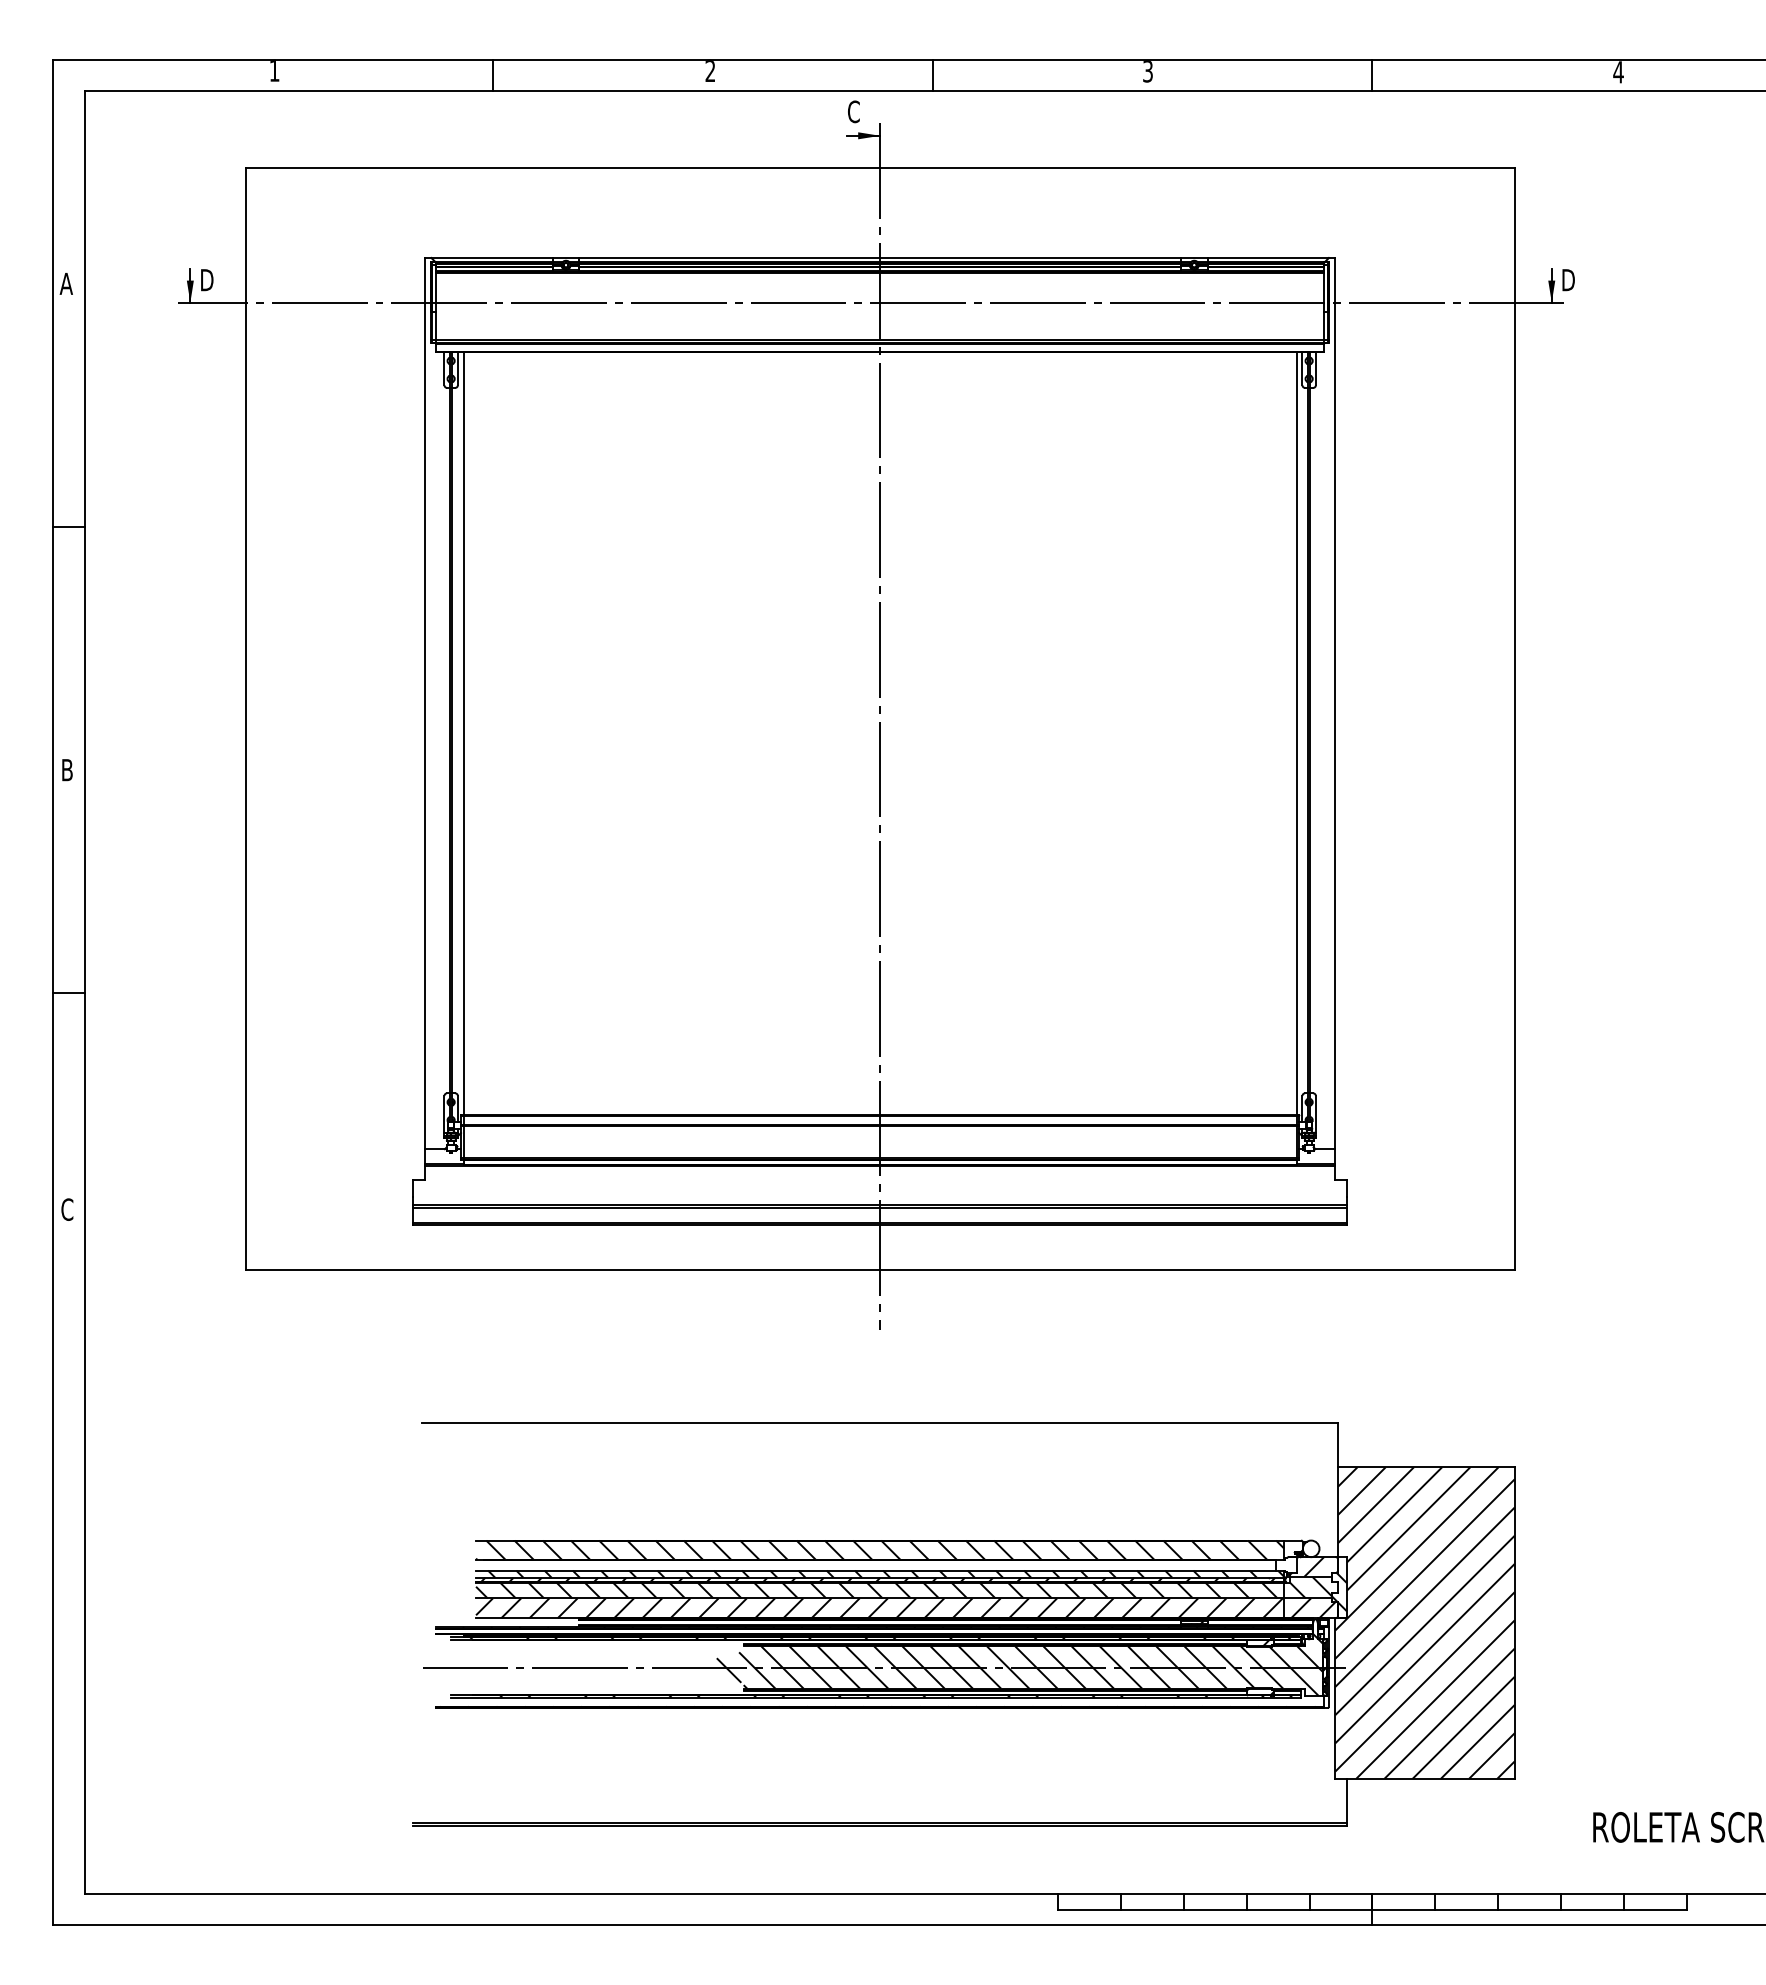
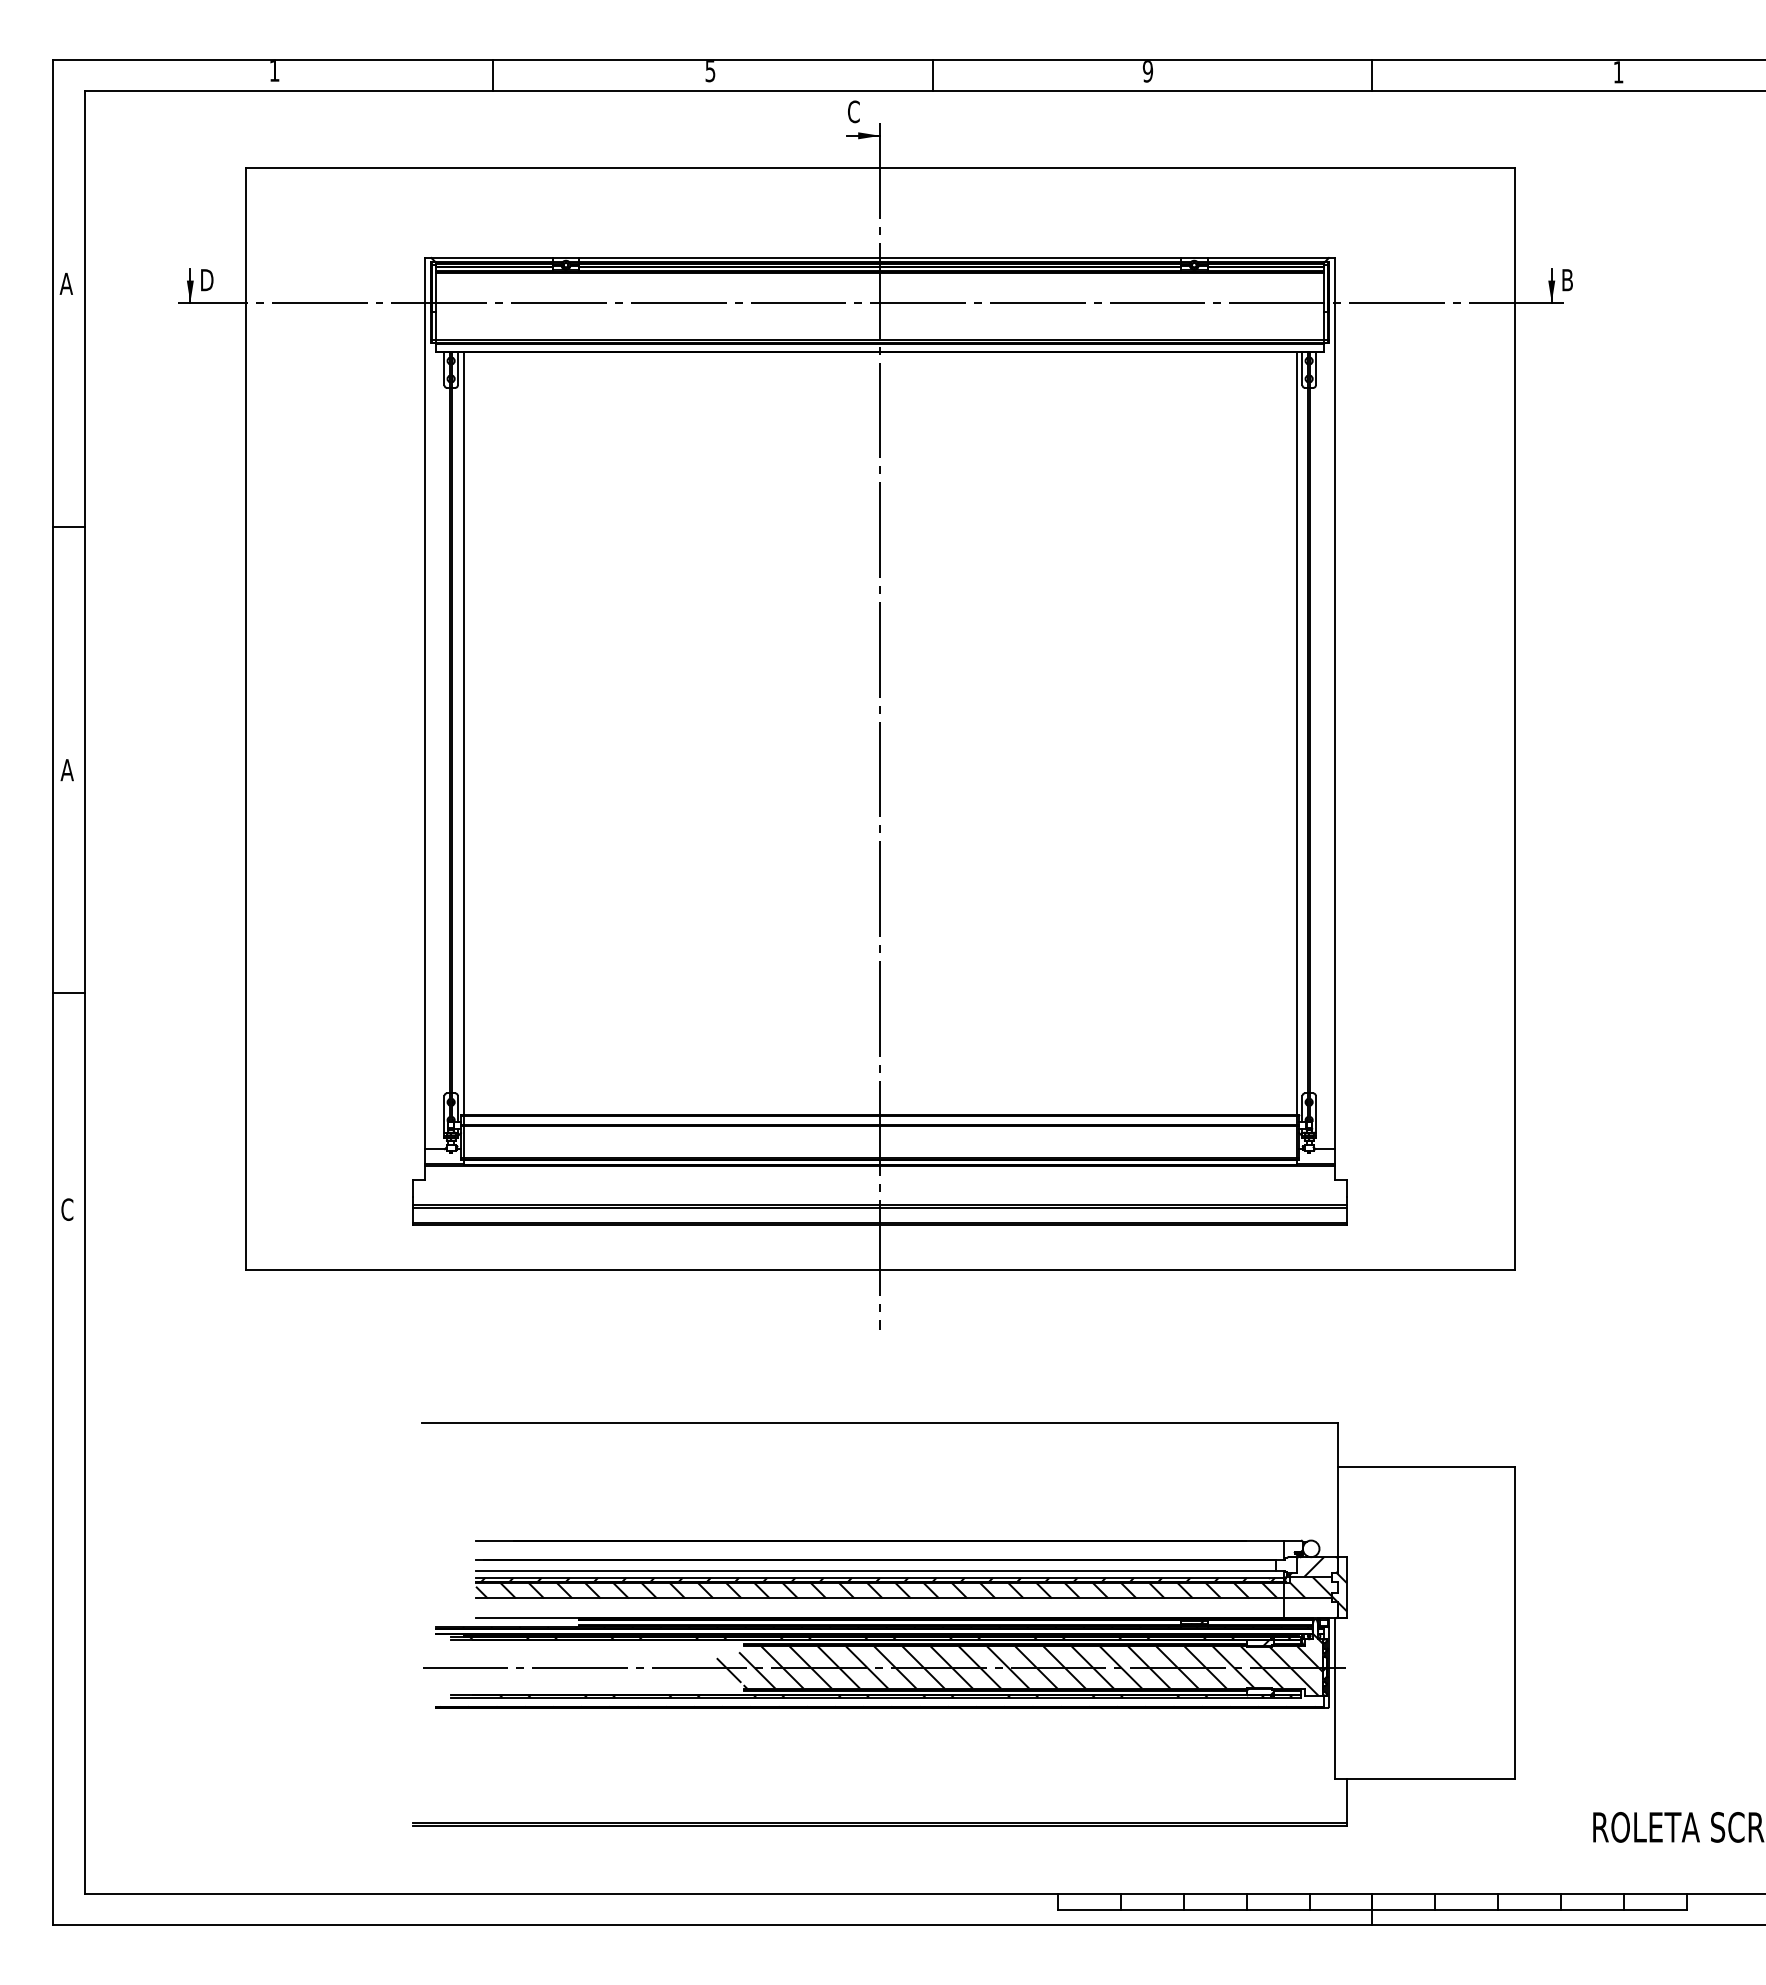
text: 2 -> 5 (710, 71)
text: 3 -> 9 (1147, 71)
text: 4 -> 1 (1618, 72)
text: D -> B (1569, 279)
text: B -> A (66, 770)
hatch: present -> none (880, 1549)
hatch: present -> none (886, 1573)
hatch: present -> none (879, 1608)
hatch: present -> none (1313, 1608)
hatch: present -> none (1424, 1622)
